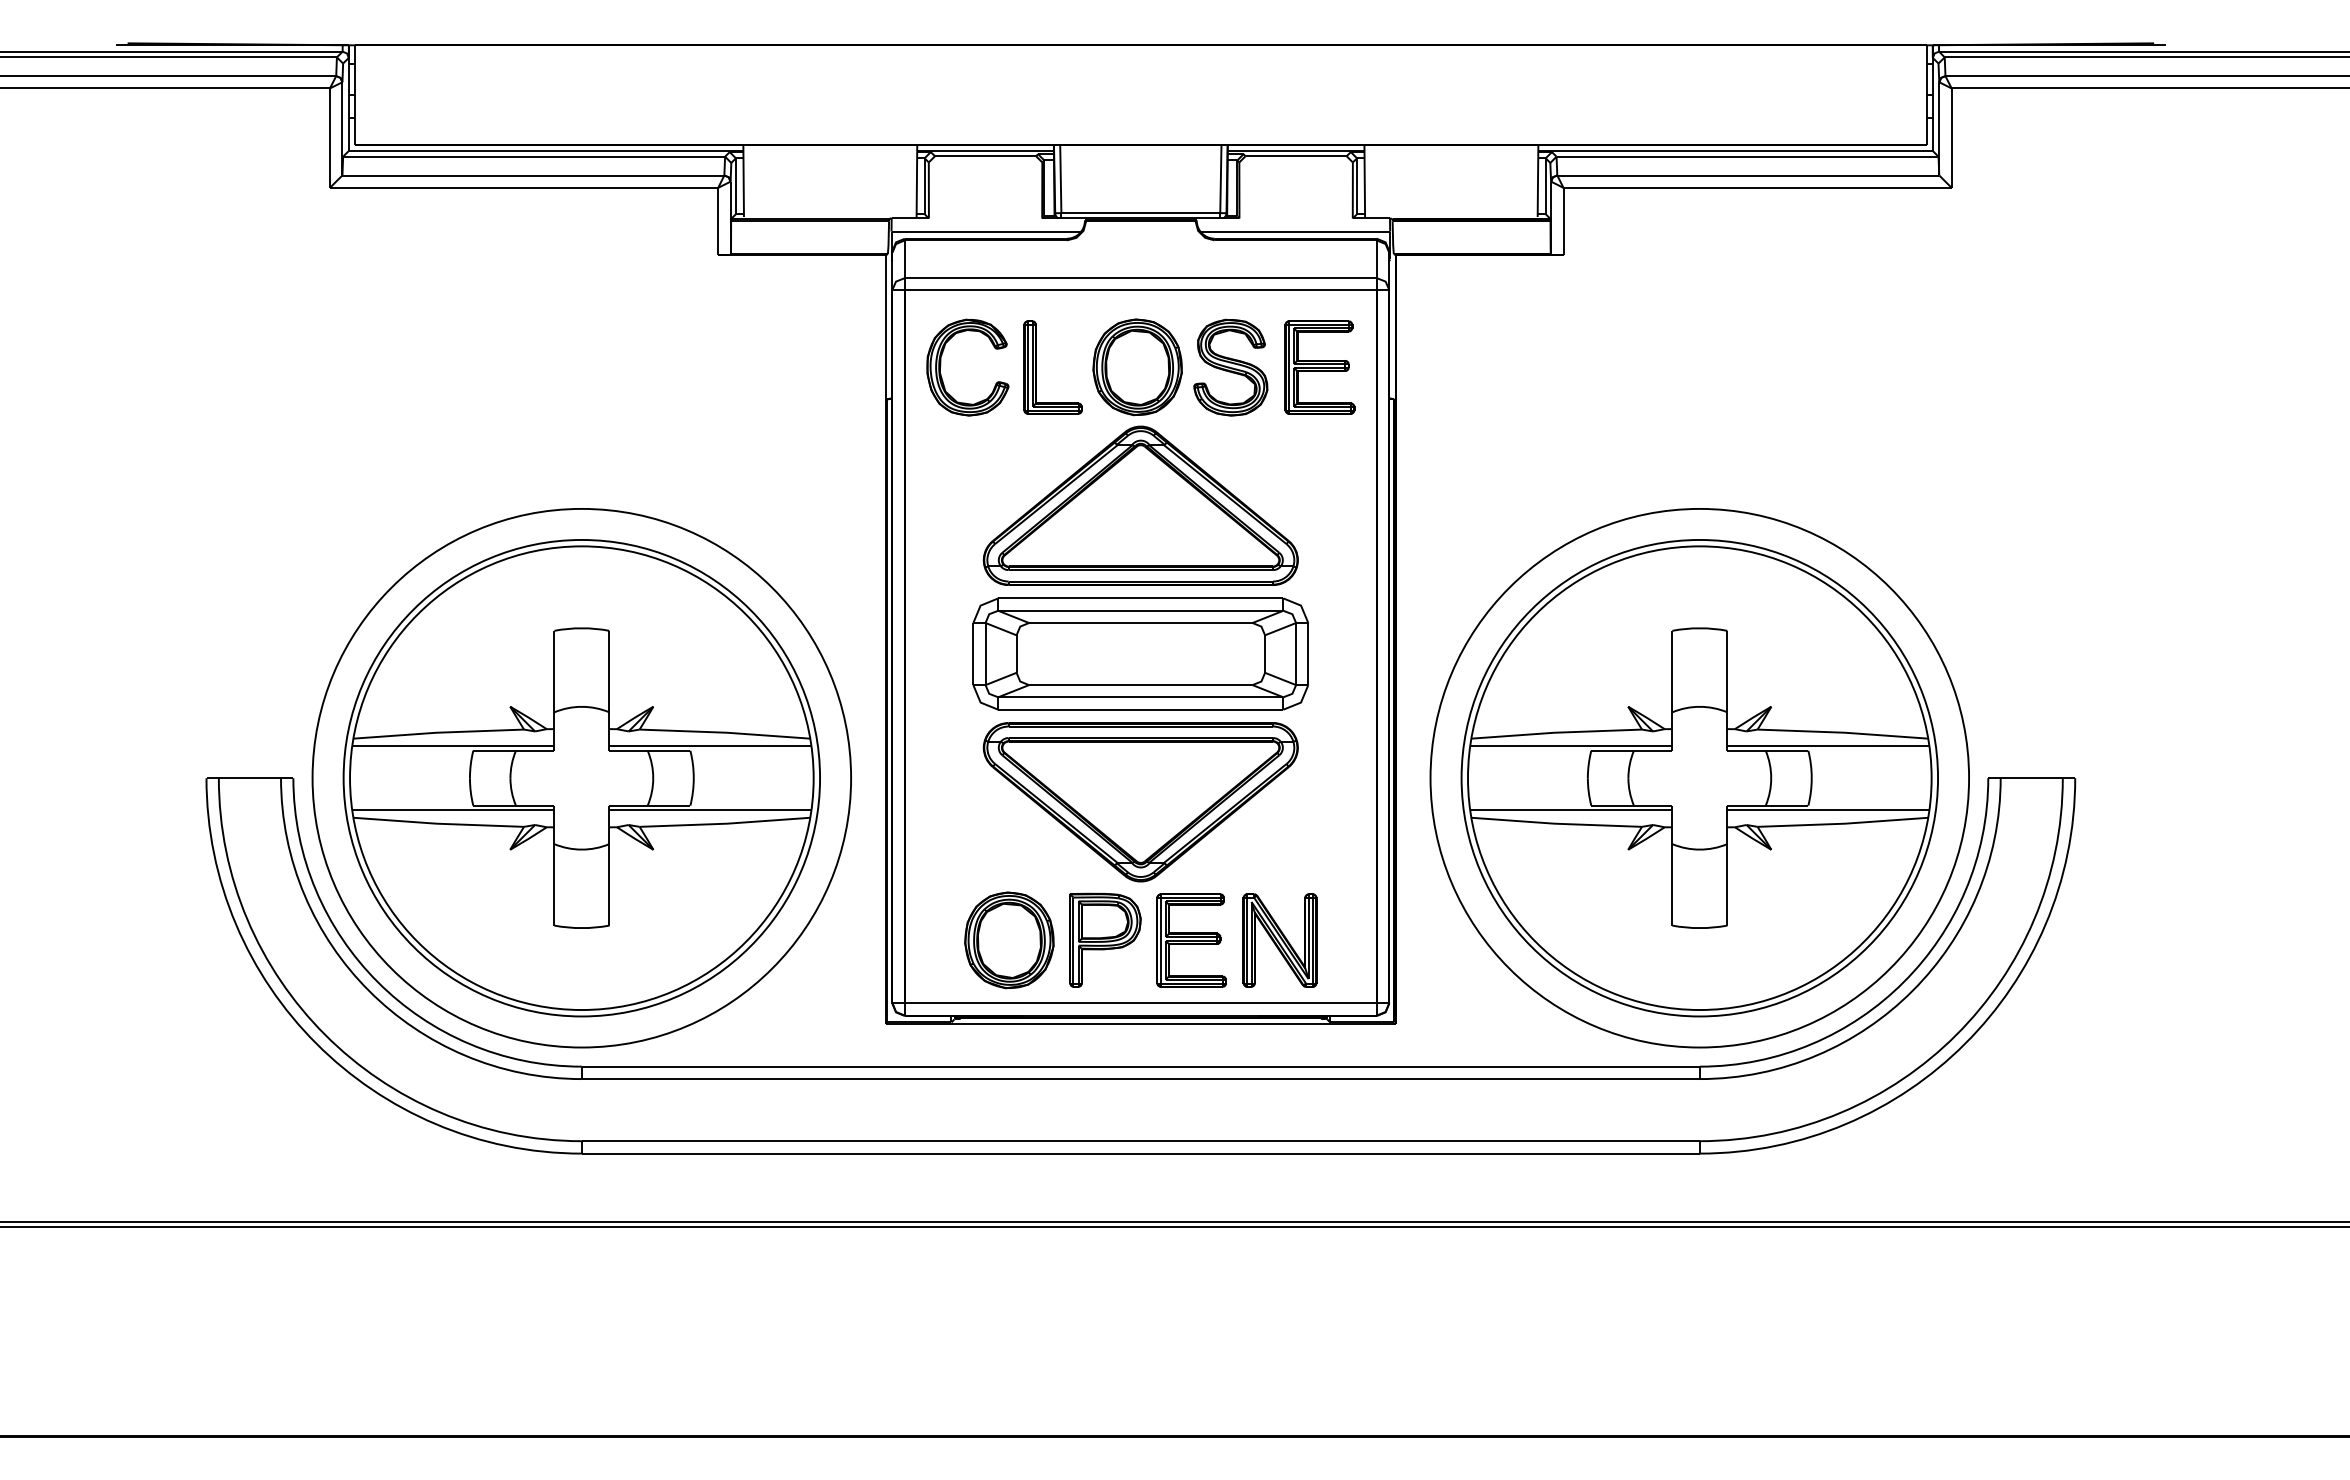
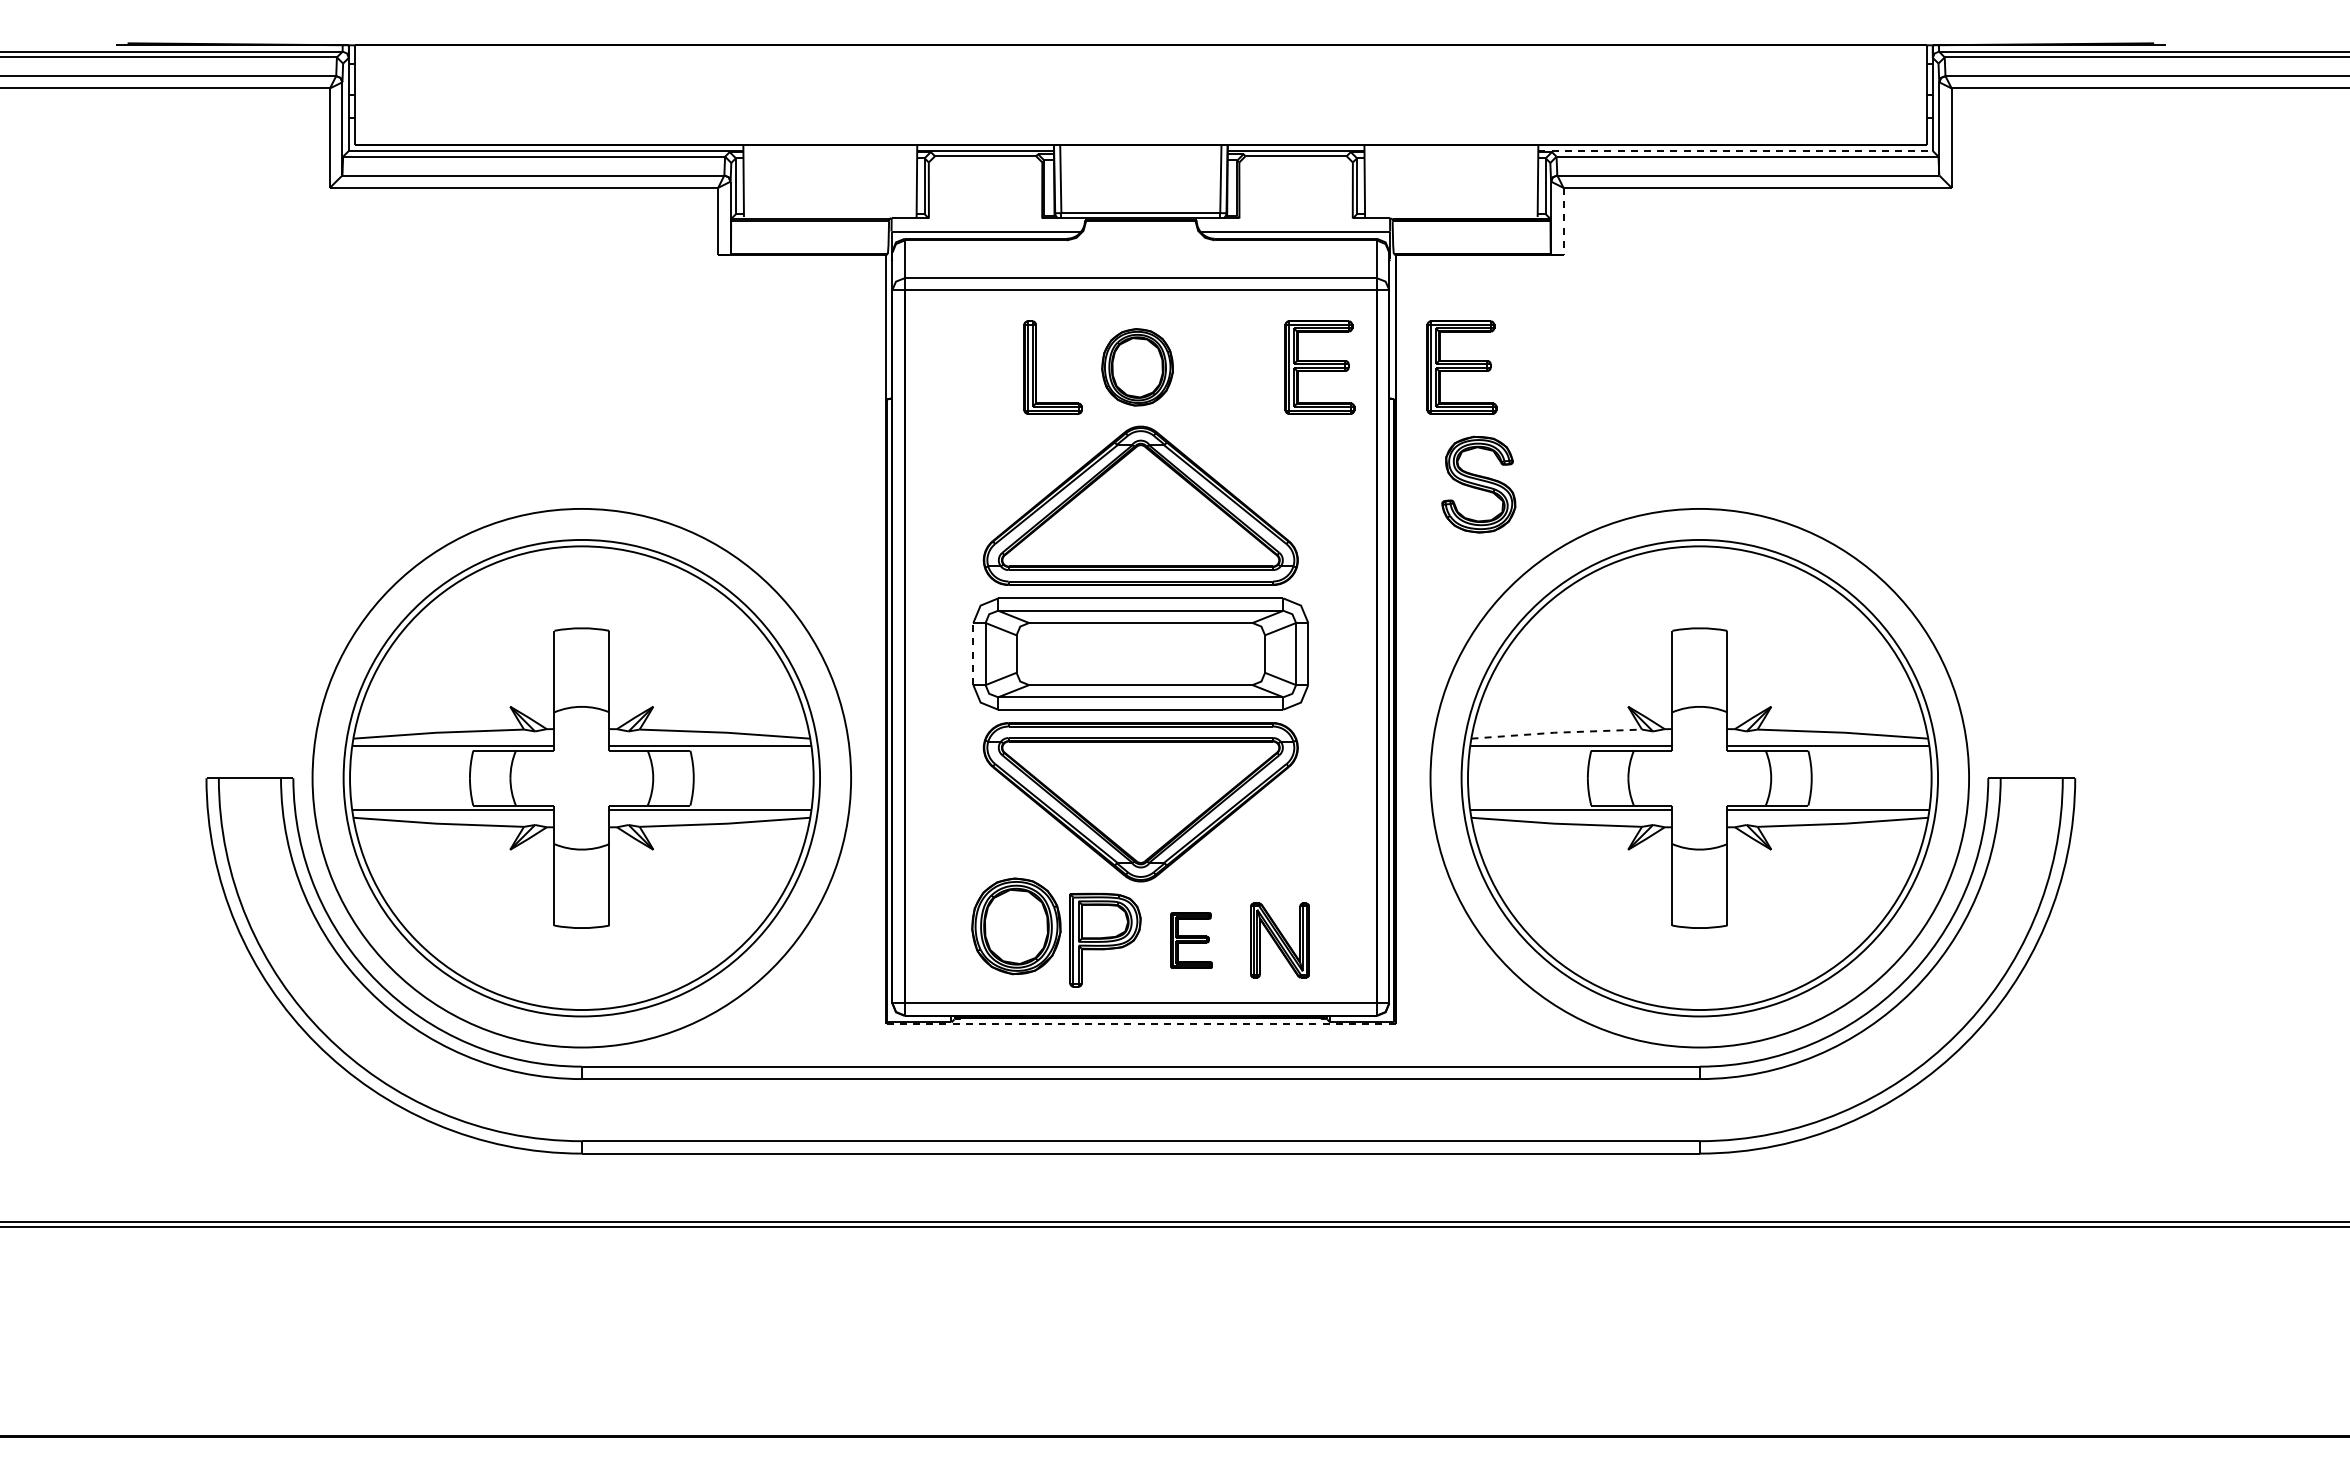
line: solid -> dashed (1735, 150)
line: solid -> dashed (1563, 221)
part: present -> none (941, 366)
part size: 91x99 px -> 73x79 px (1137, 367)
part position: (1230, 367) -> (1478, 484) (1478, 484)
part: none -> present (1461, 367)
line: solid -> dashed (973, 653)
line: solid -> dashed (1556, 732)
part position: (1009, 940) -> (1016, 926) (1016, 926)
part size: 71x95 px -> 43x57 px (1191, 940)
part size: 76x95 px -> 60x77 px (1279, 940)
line: solid -> dashed (1140, 1023)
